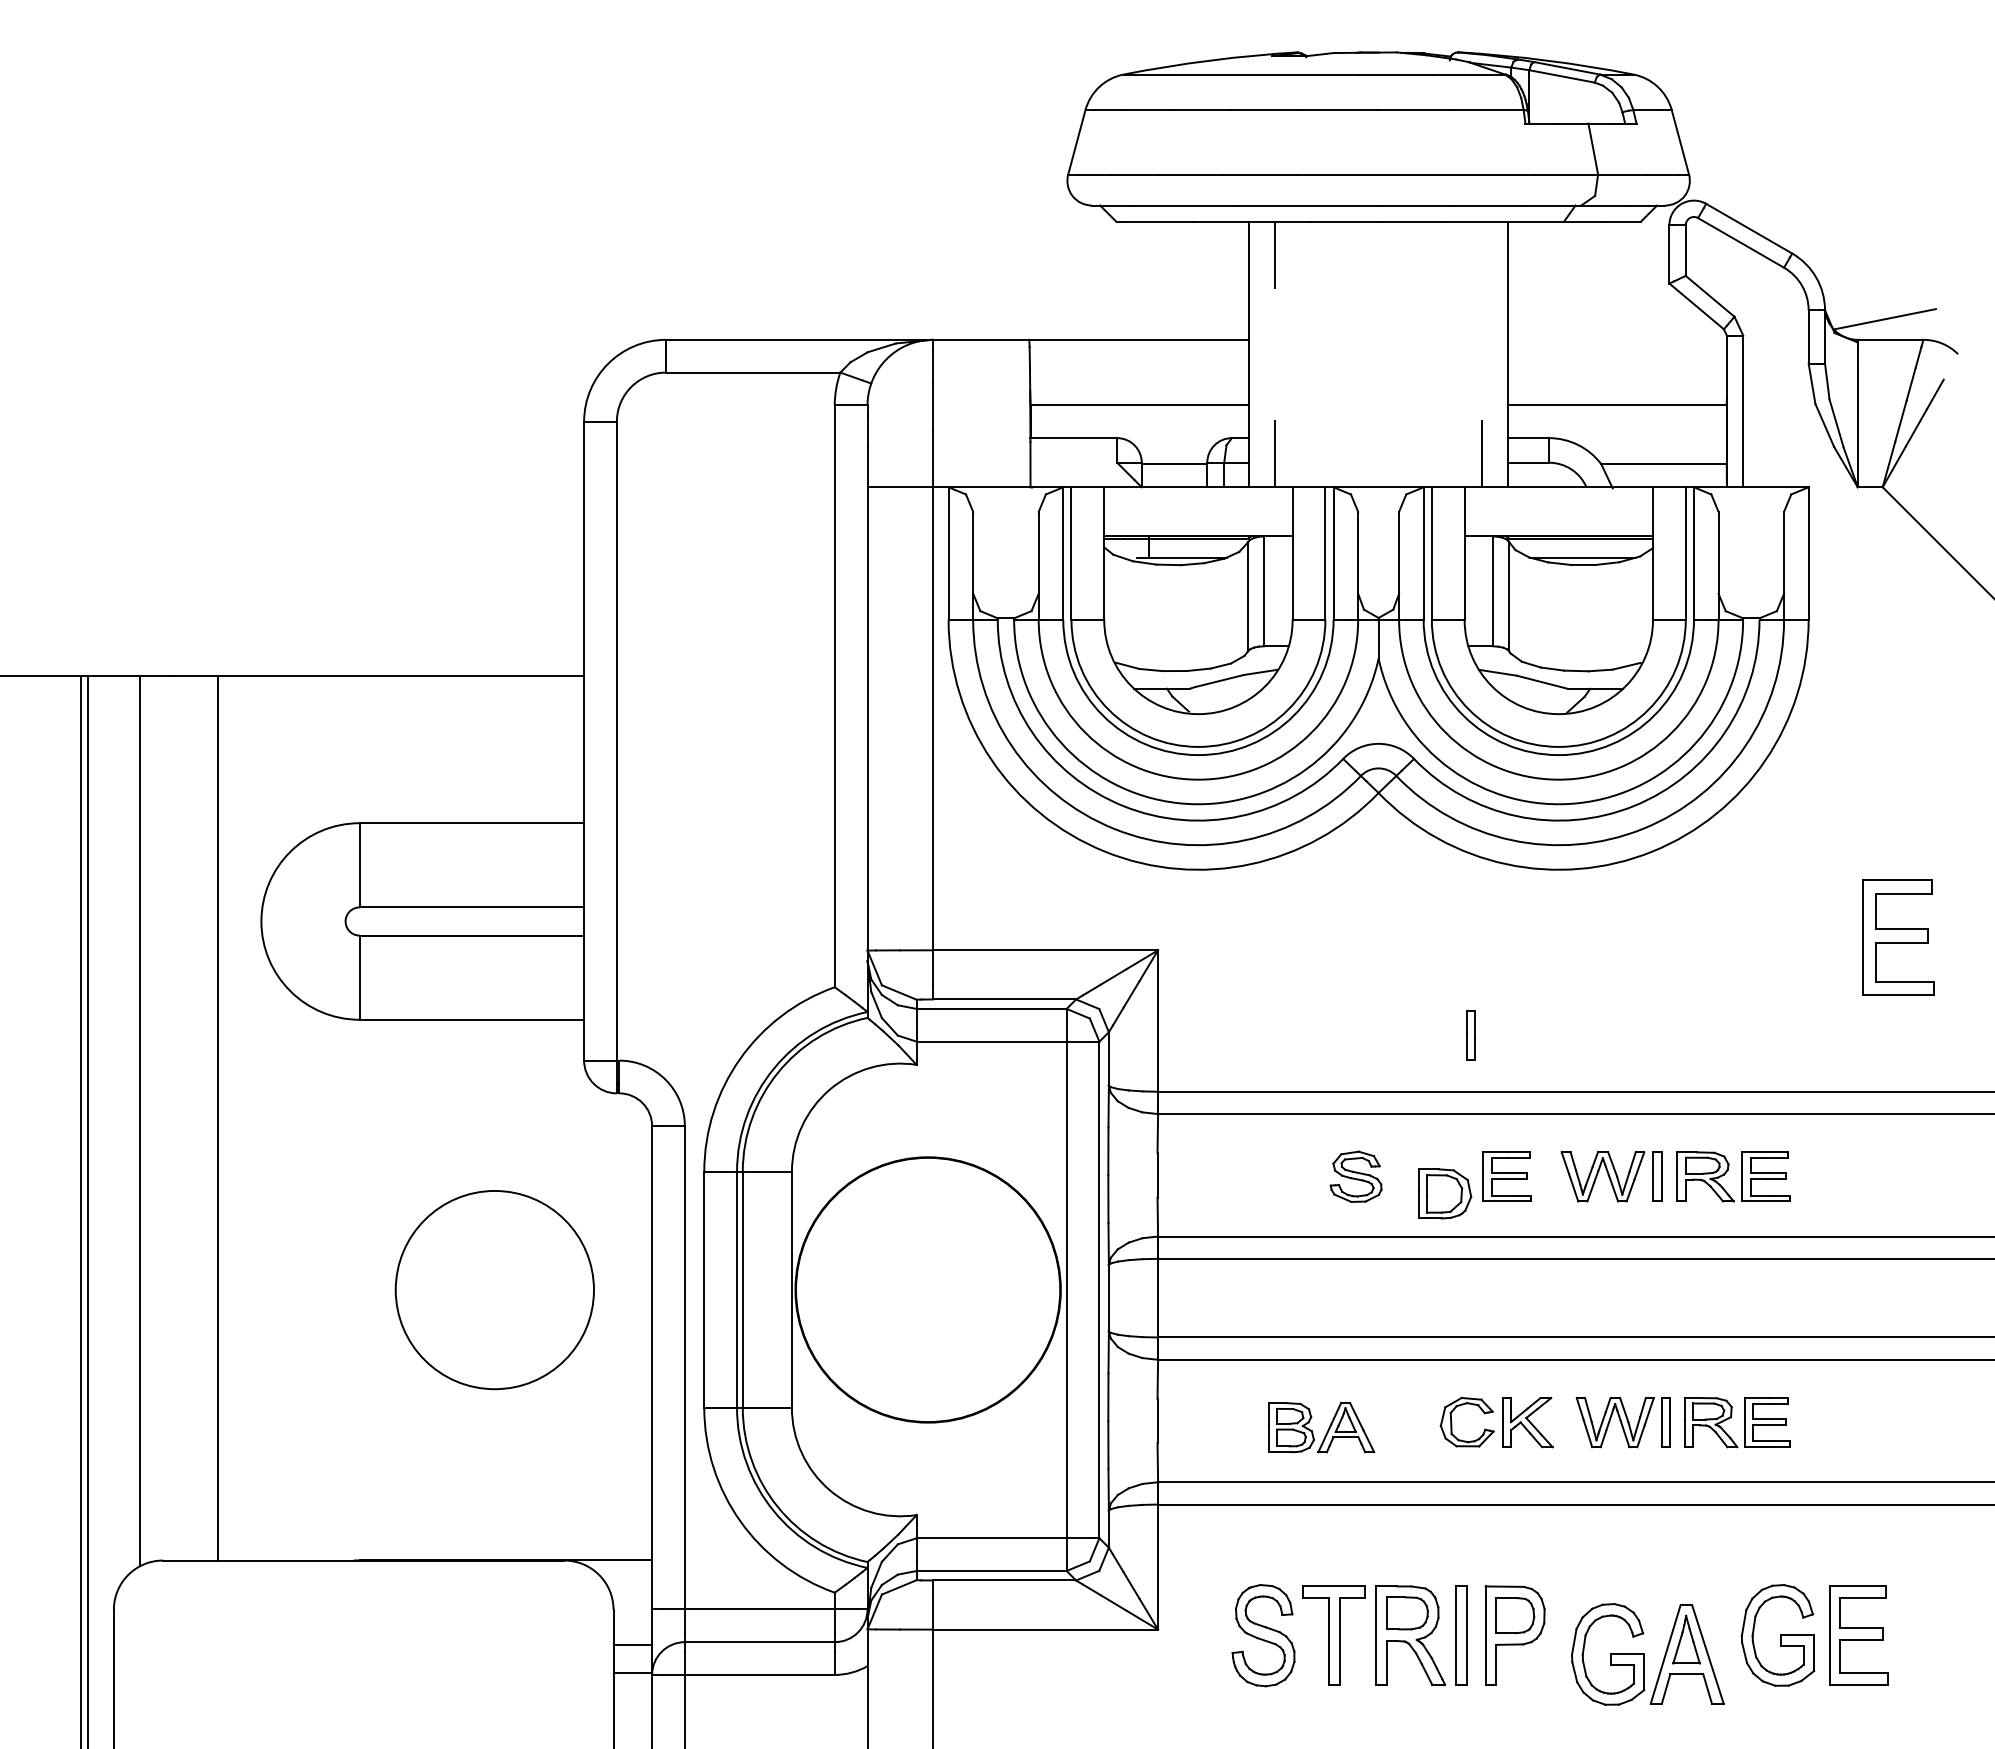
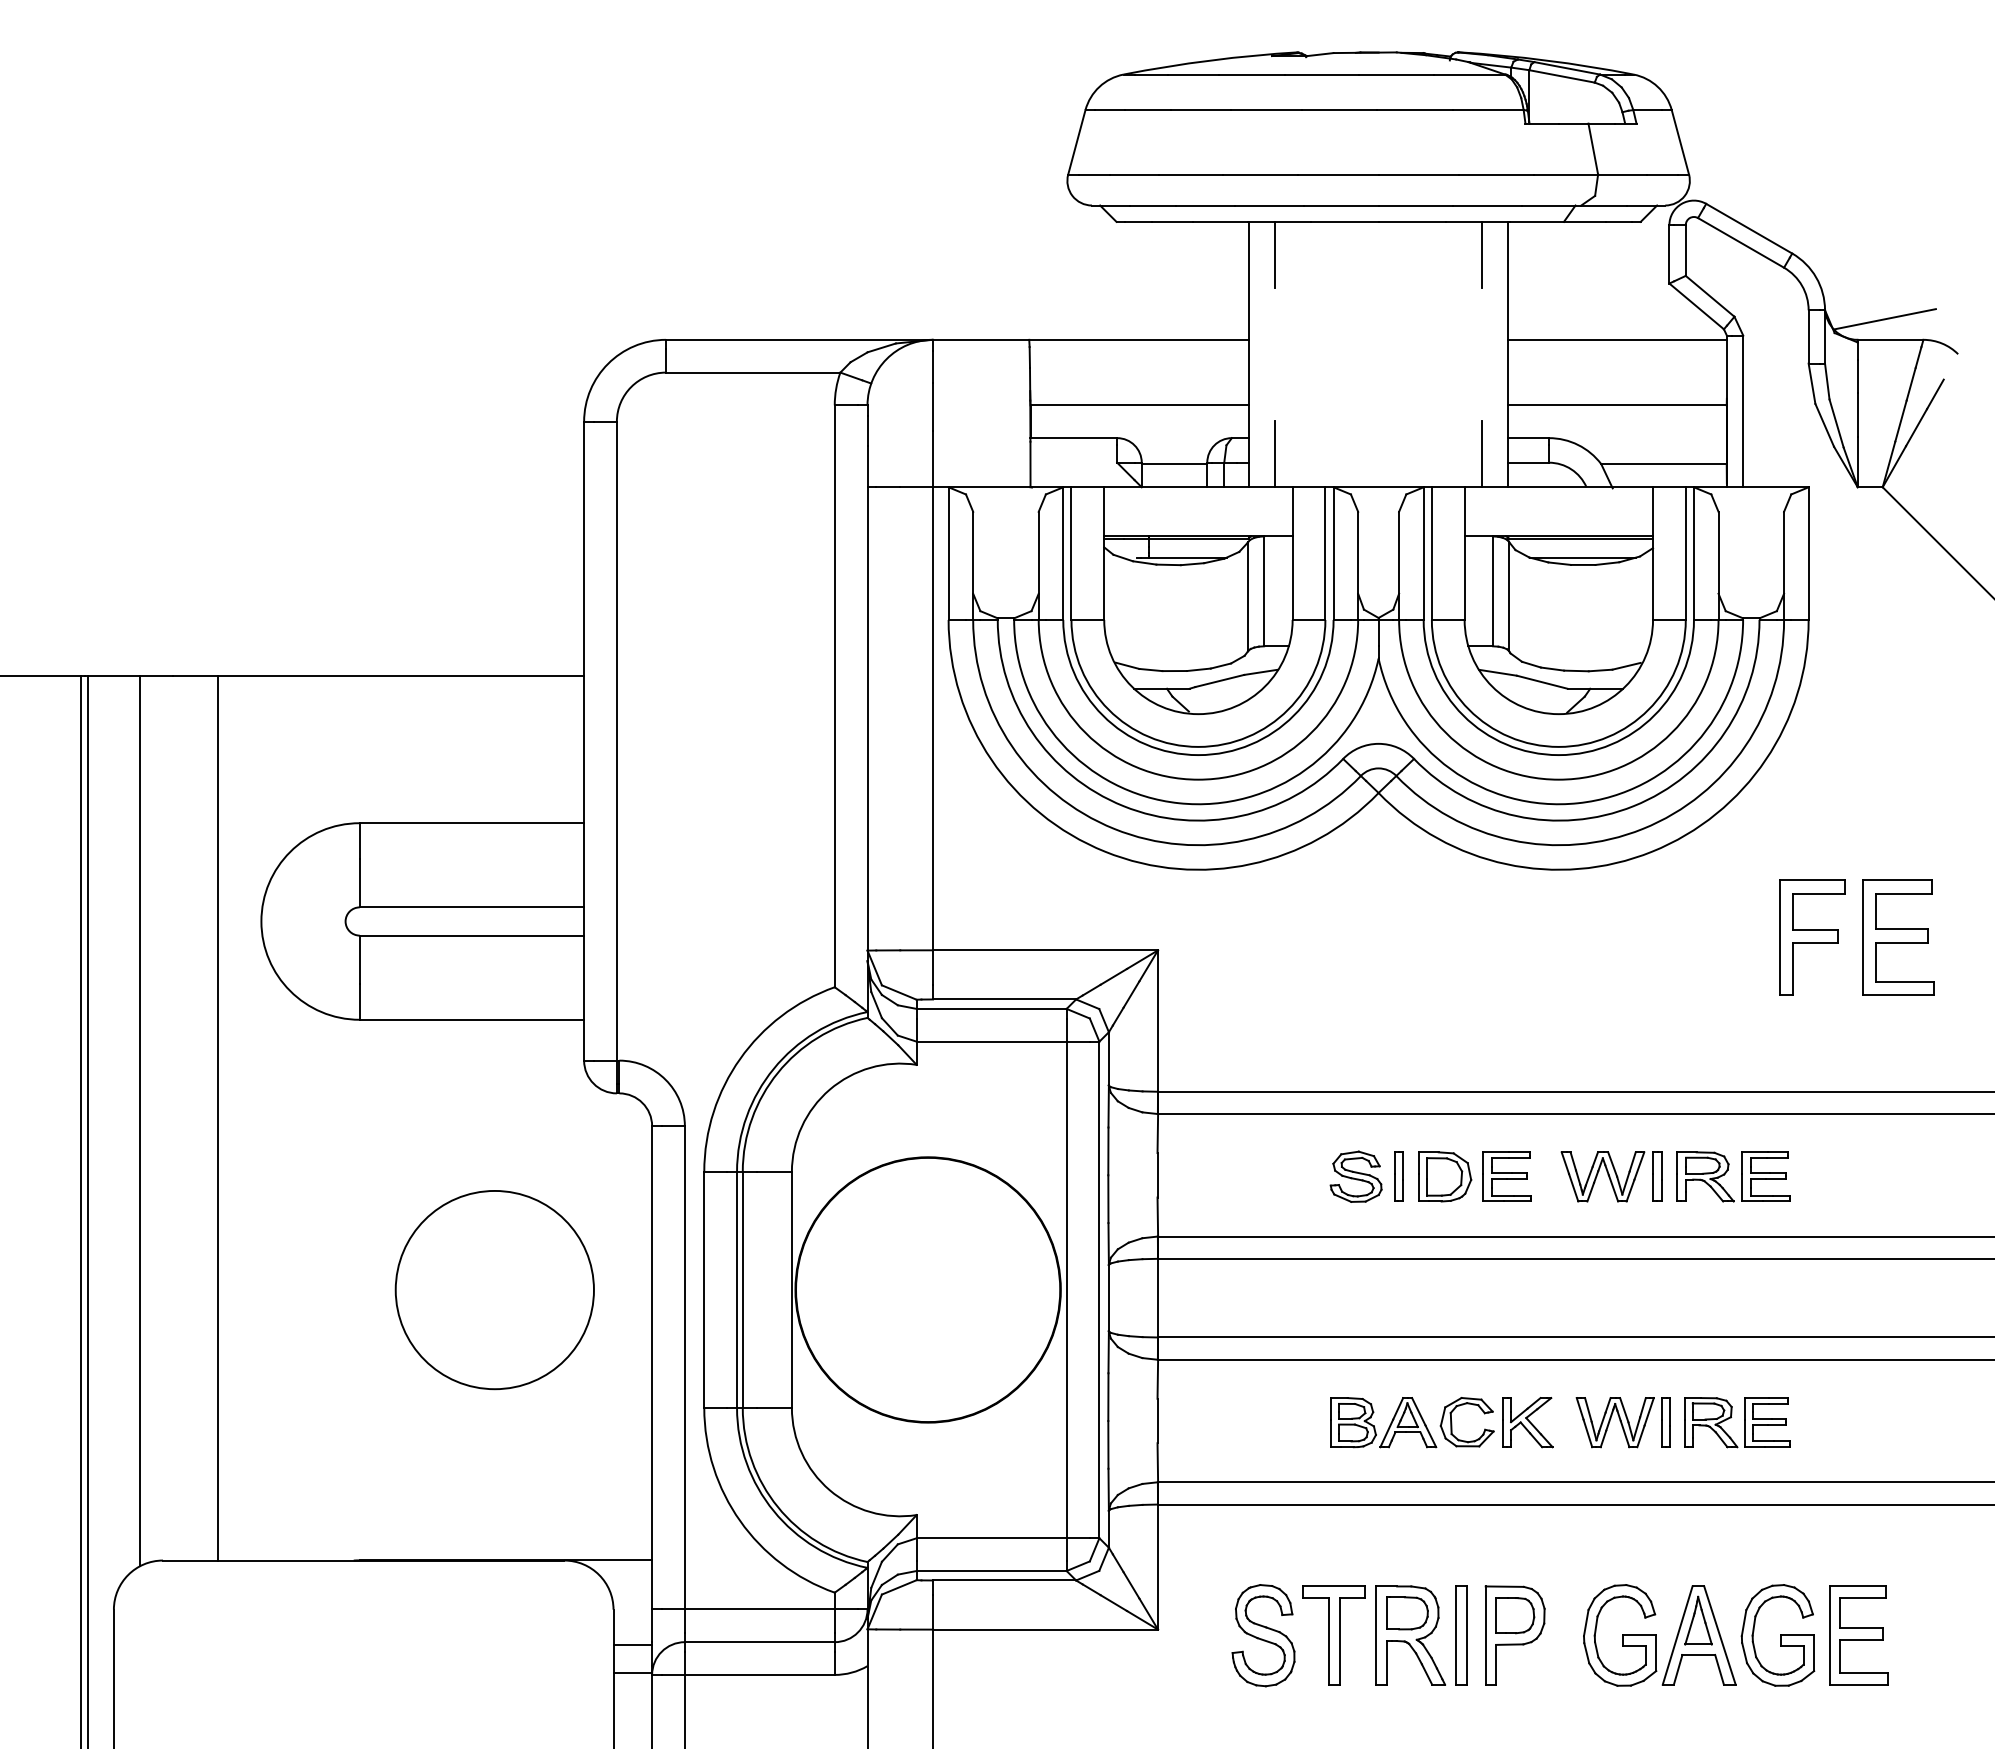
line: none -> present (1482, 254)
line: none -> present (1617, 339)
part: none -> present (1812, 937)
part position: (1470, 1035) -> (1398, 1176) (1398, 1176)
part position: (1445, 1193) -> (1445, 1176) (1445, 1176)
part position: (1327, 1429) -> (1389, 1424) (1389, 1424)
part position: (1647, 1654) -> (1659, 1635) (1659, 1635)
